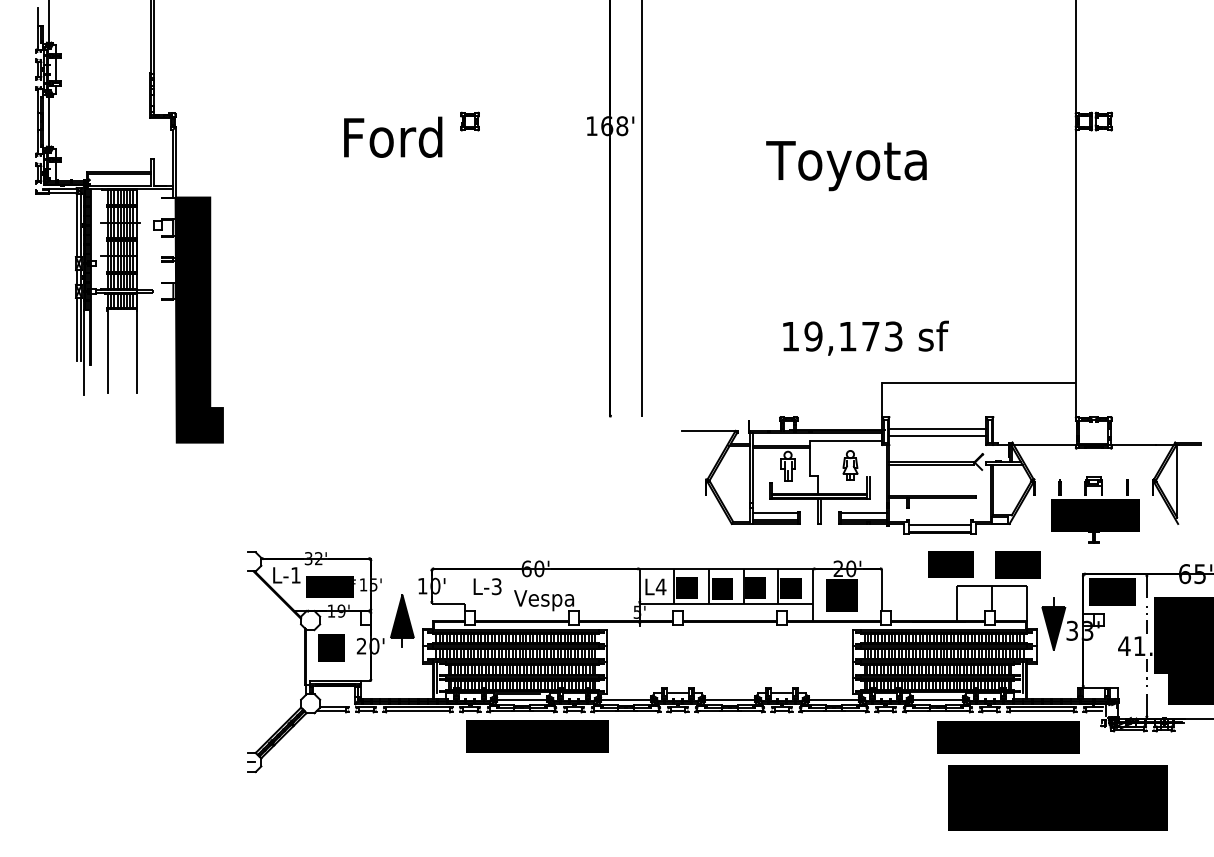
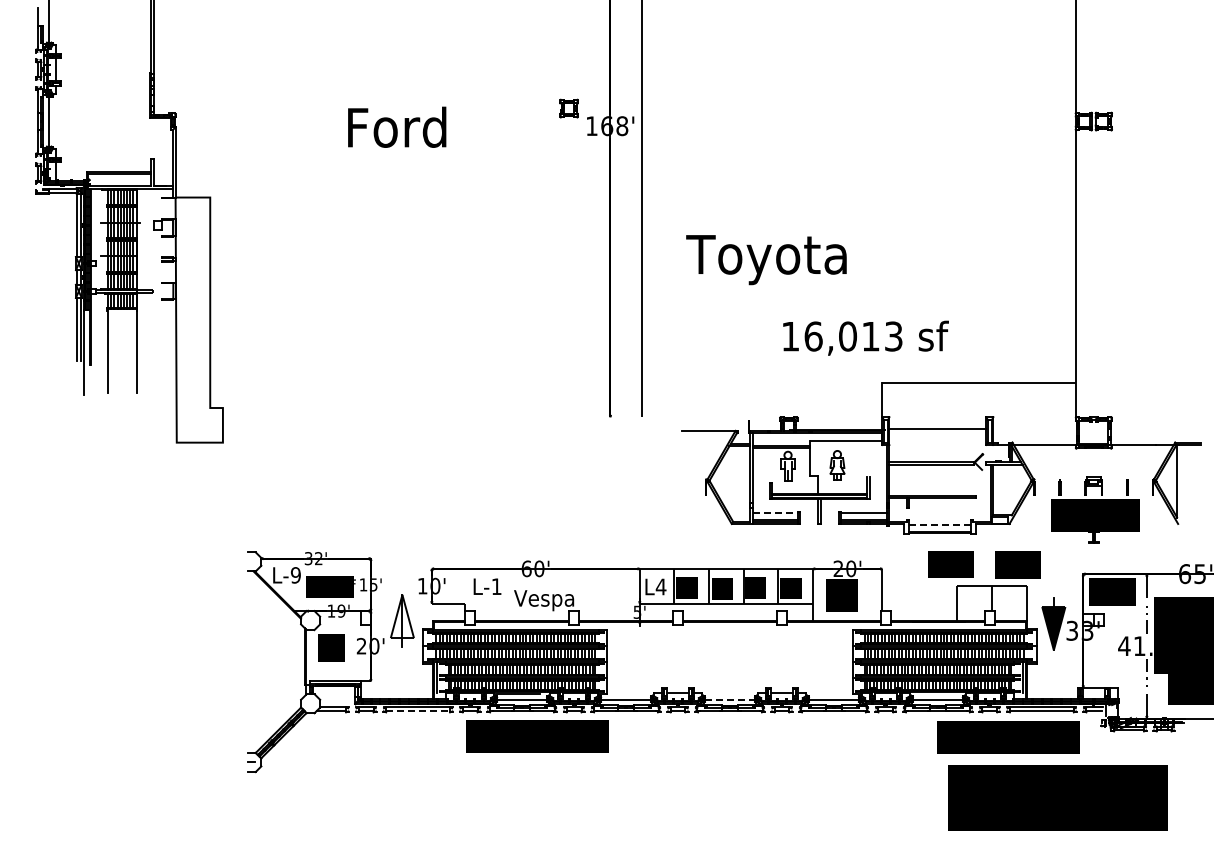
part position: (469, 121) -> (568, 108) (568, 108)
text position: (393, 136) -> (397, 126) (397, 126)
text position: (846, 166) -> (766, 260) (766, 260)
fill: present -> none (198, 319)
text: 19,173 -> 16,013 (841, 336)
line: present -> none (937, 435)
part position: (850, 465) -> (837, 465) (837, 465)
line: solid -> dashed (775, 512)
line: solid -> dashed (940, 524)
text: L-1 -> L-9 (295, 575)
text: L-3 -> L-1 (496, 586)
fill: present -> none (402, 616)
line: solid -> dashed (730, 700)
line: solid -> dashed (418, 711)
